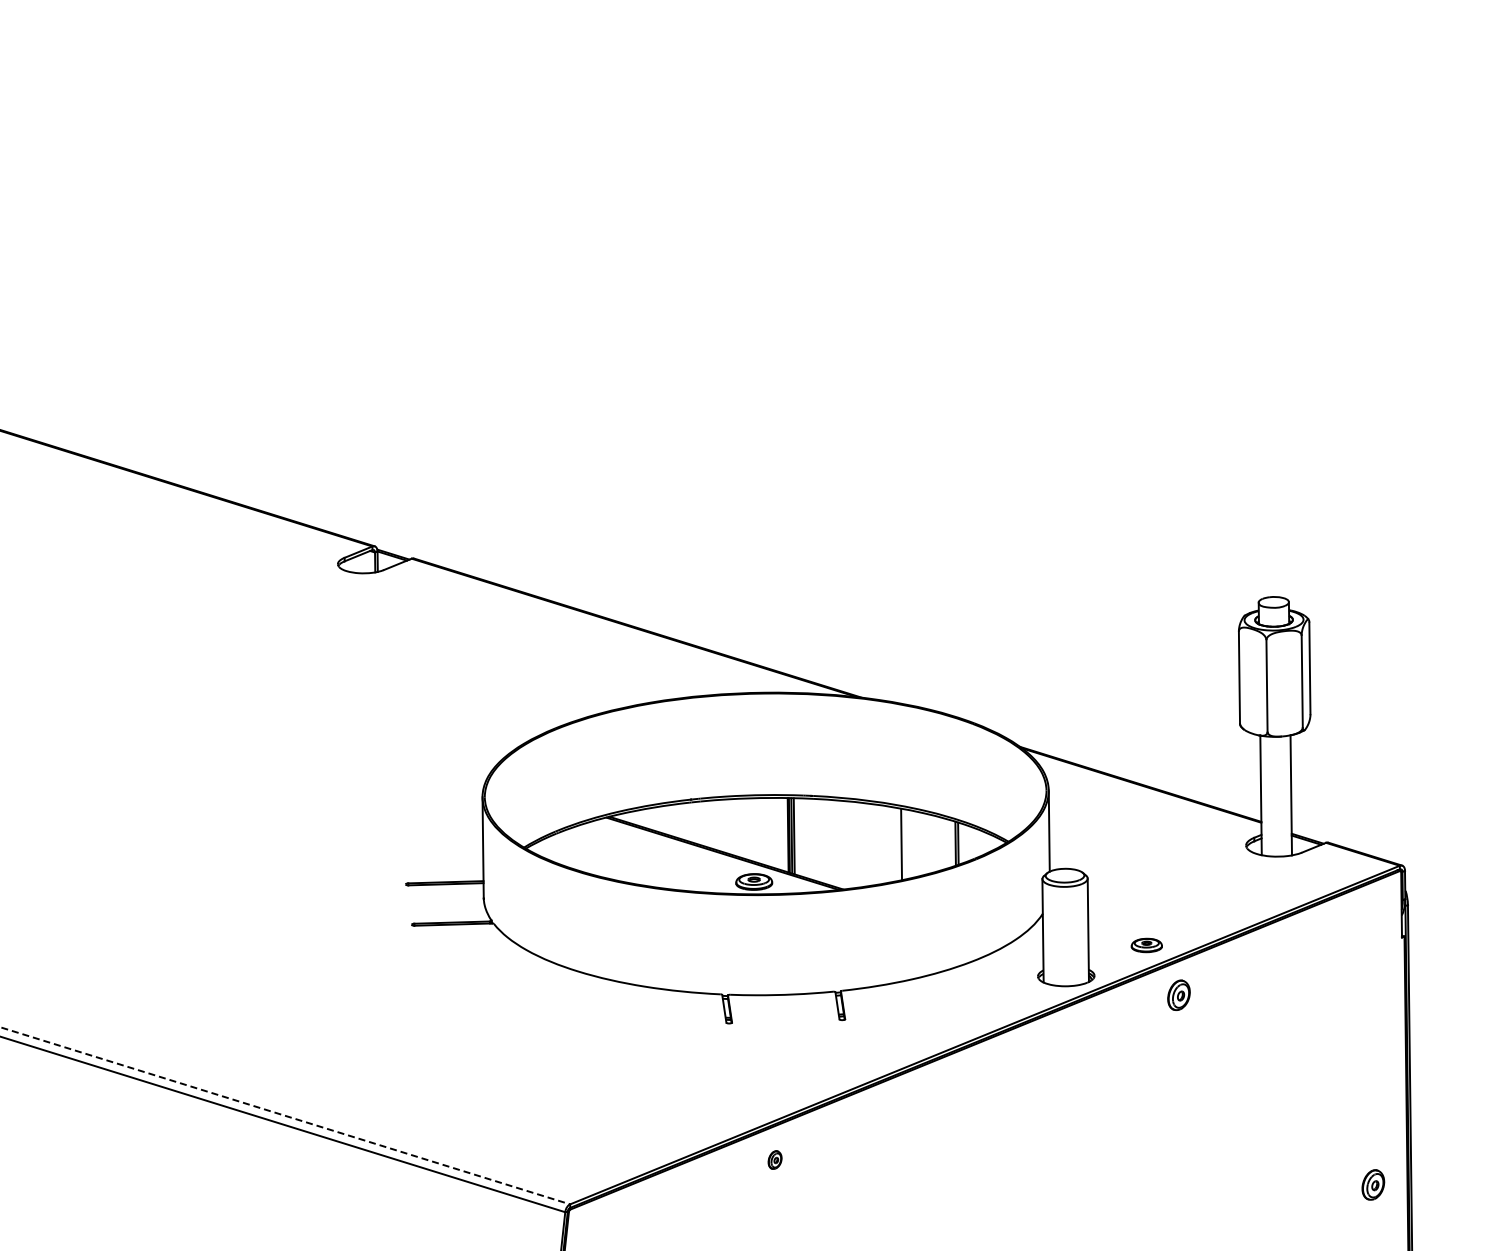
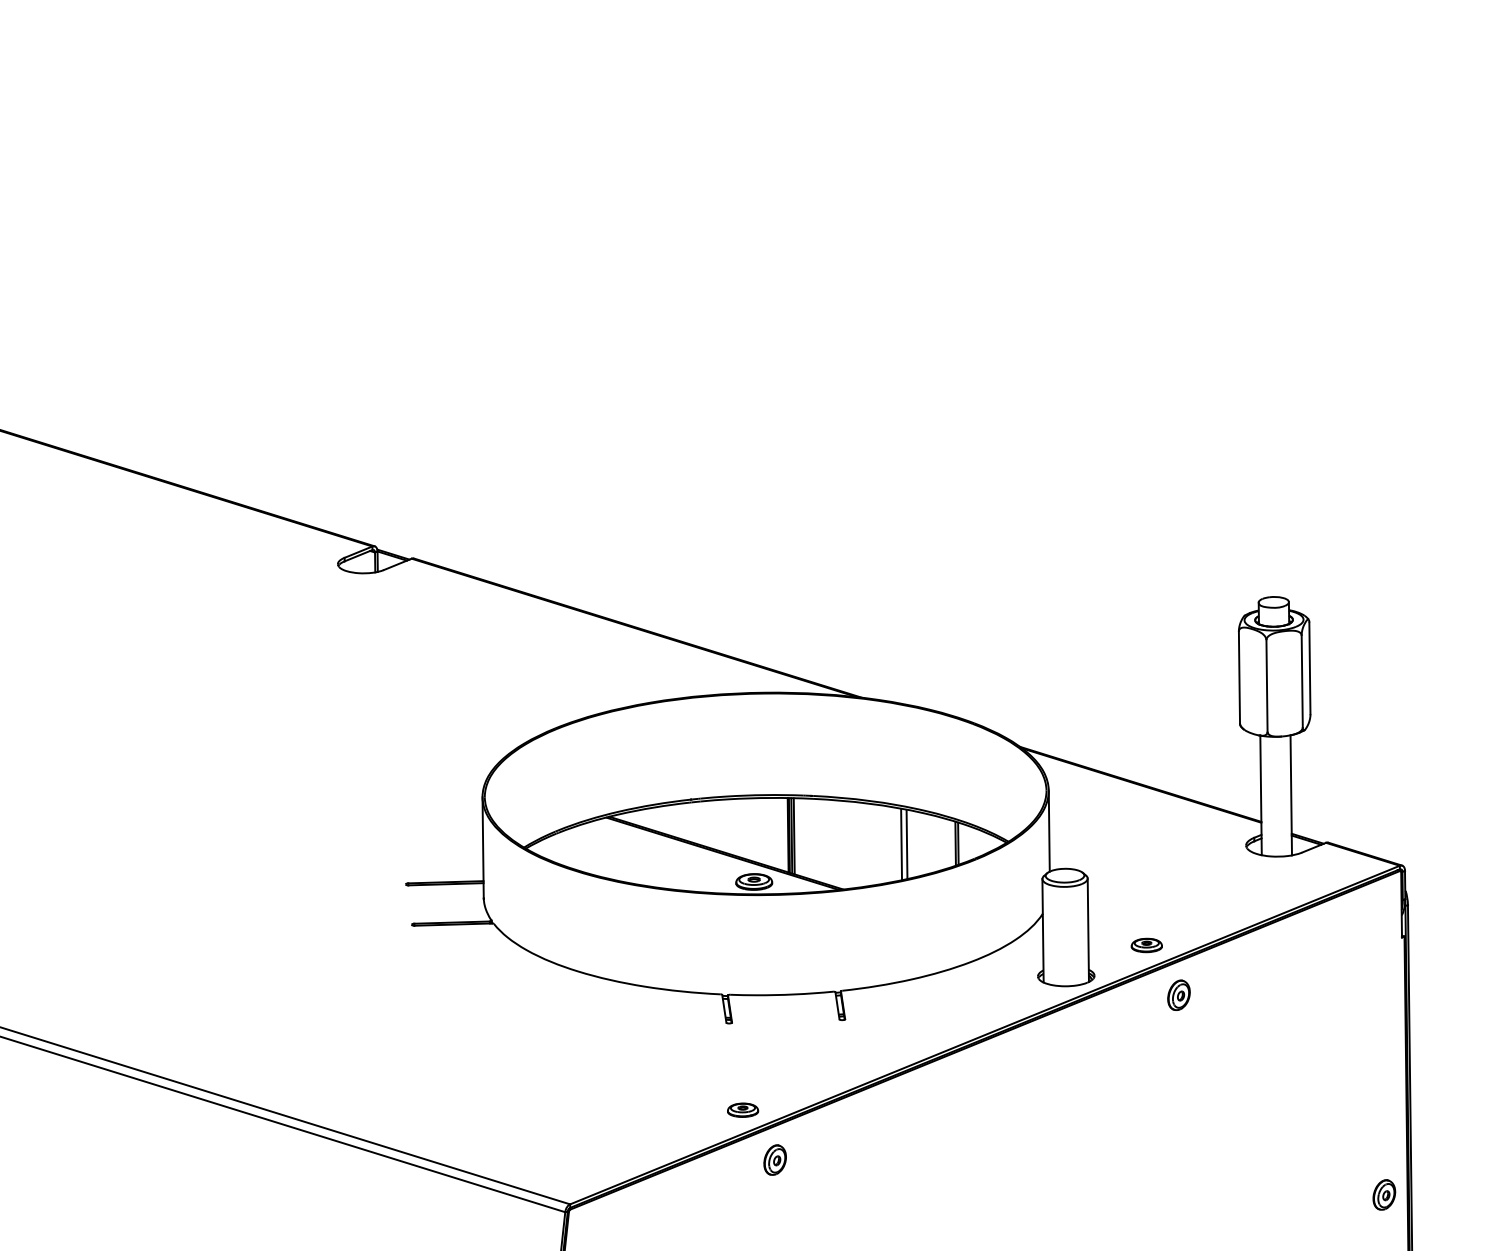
line: none -> present (906, 844)
part: none -> present (743, 1109)
line: dashed -> solid (285, 1115)
part size: 16x20 px -> 24x32 px (774, 1159)
part position: (1373, 1184) -> (1384, 1194) (1384, 1194)
